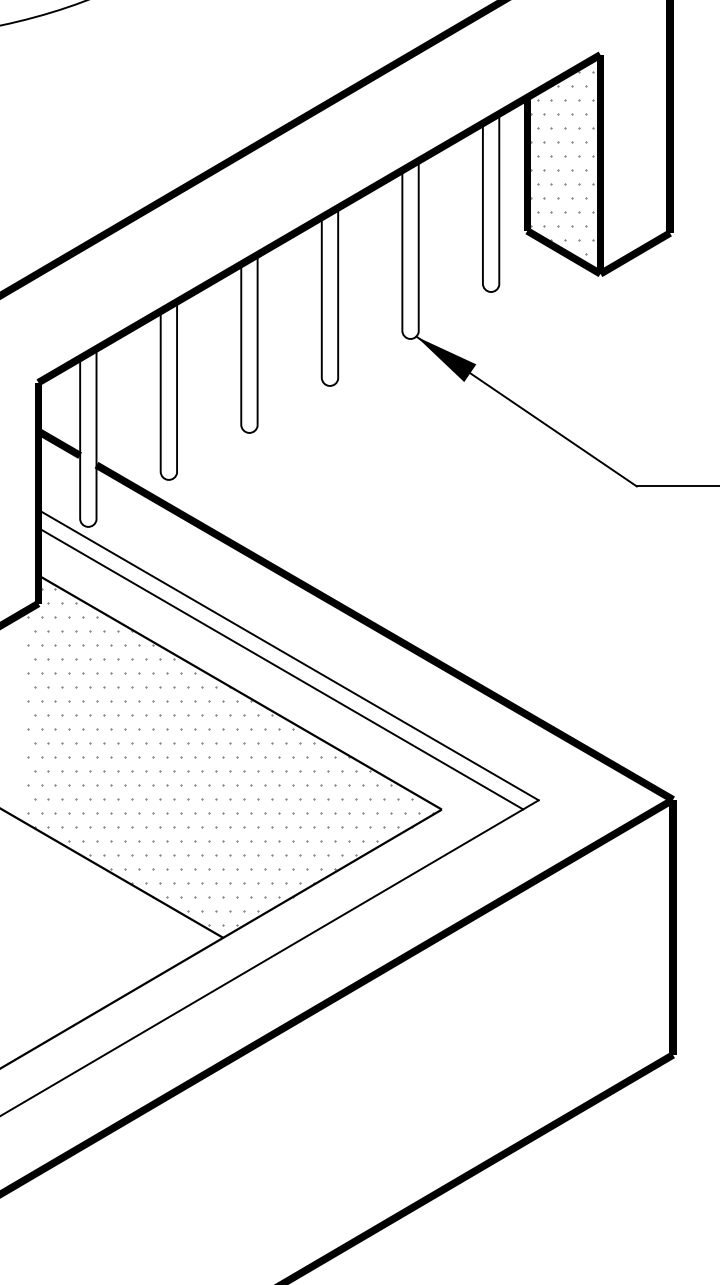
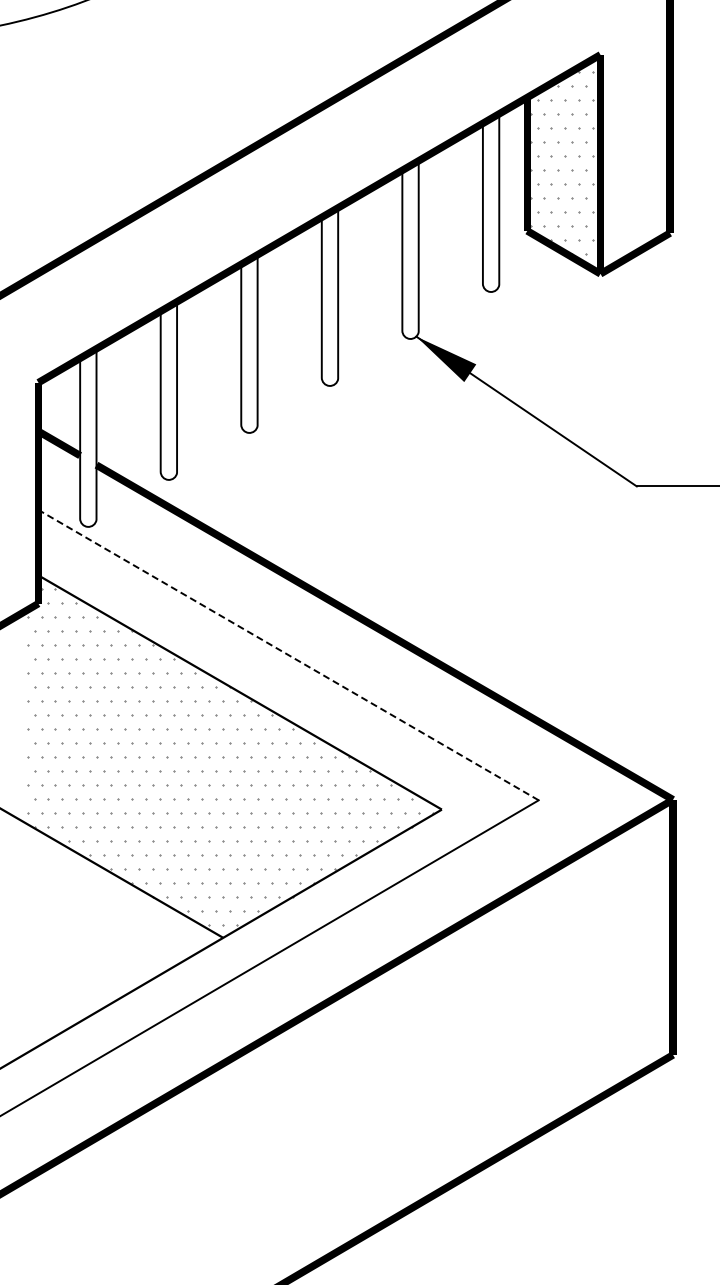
line: solid -> dashed (288, 654)
line: present -> none (280, 668)
